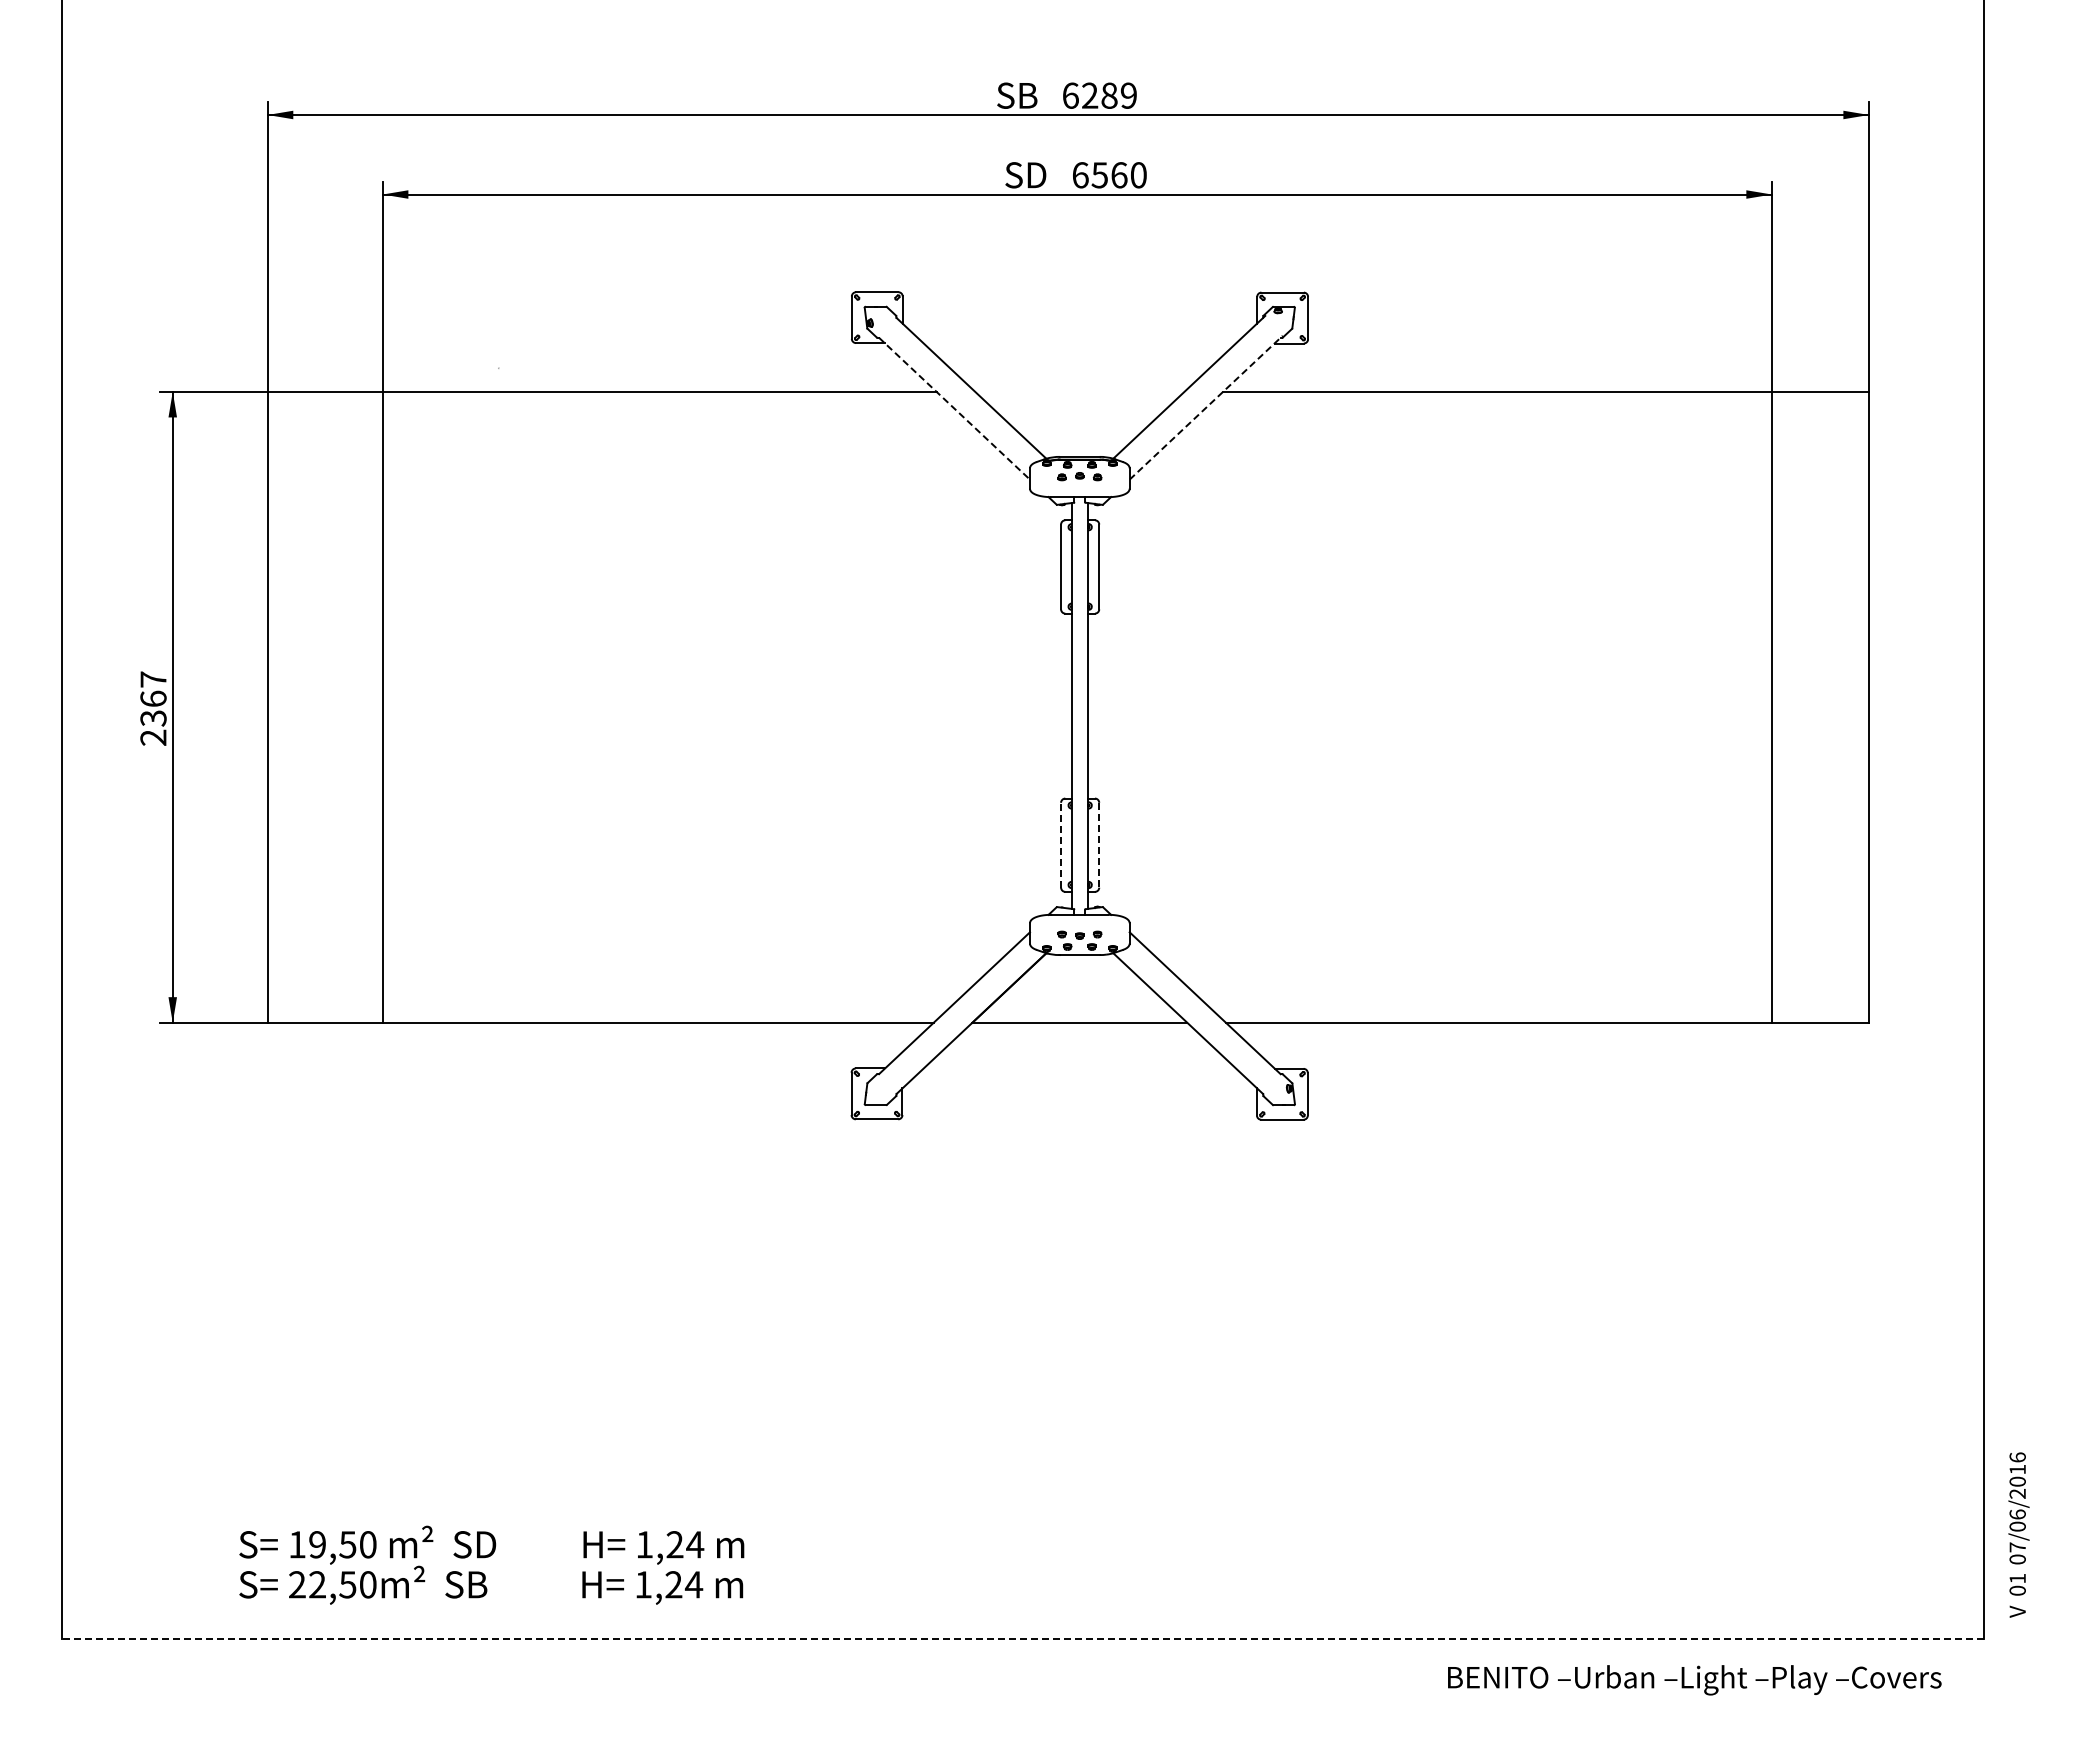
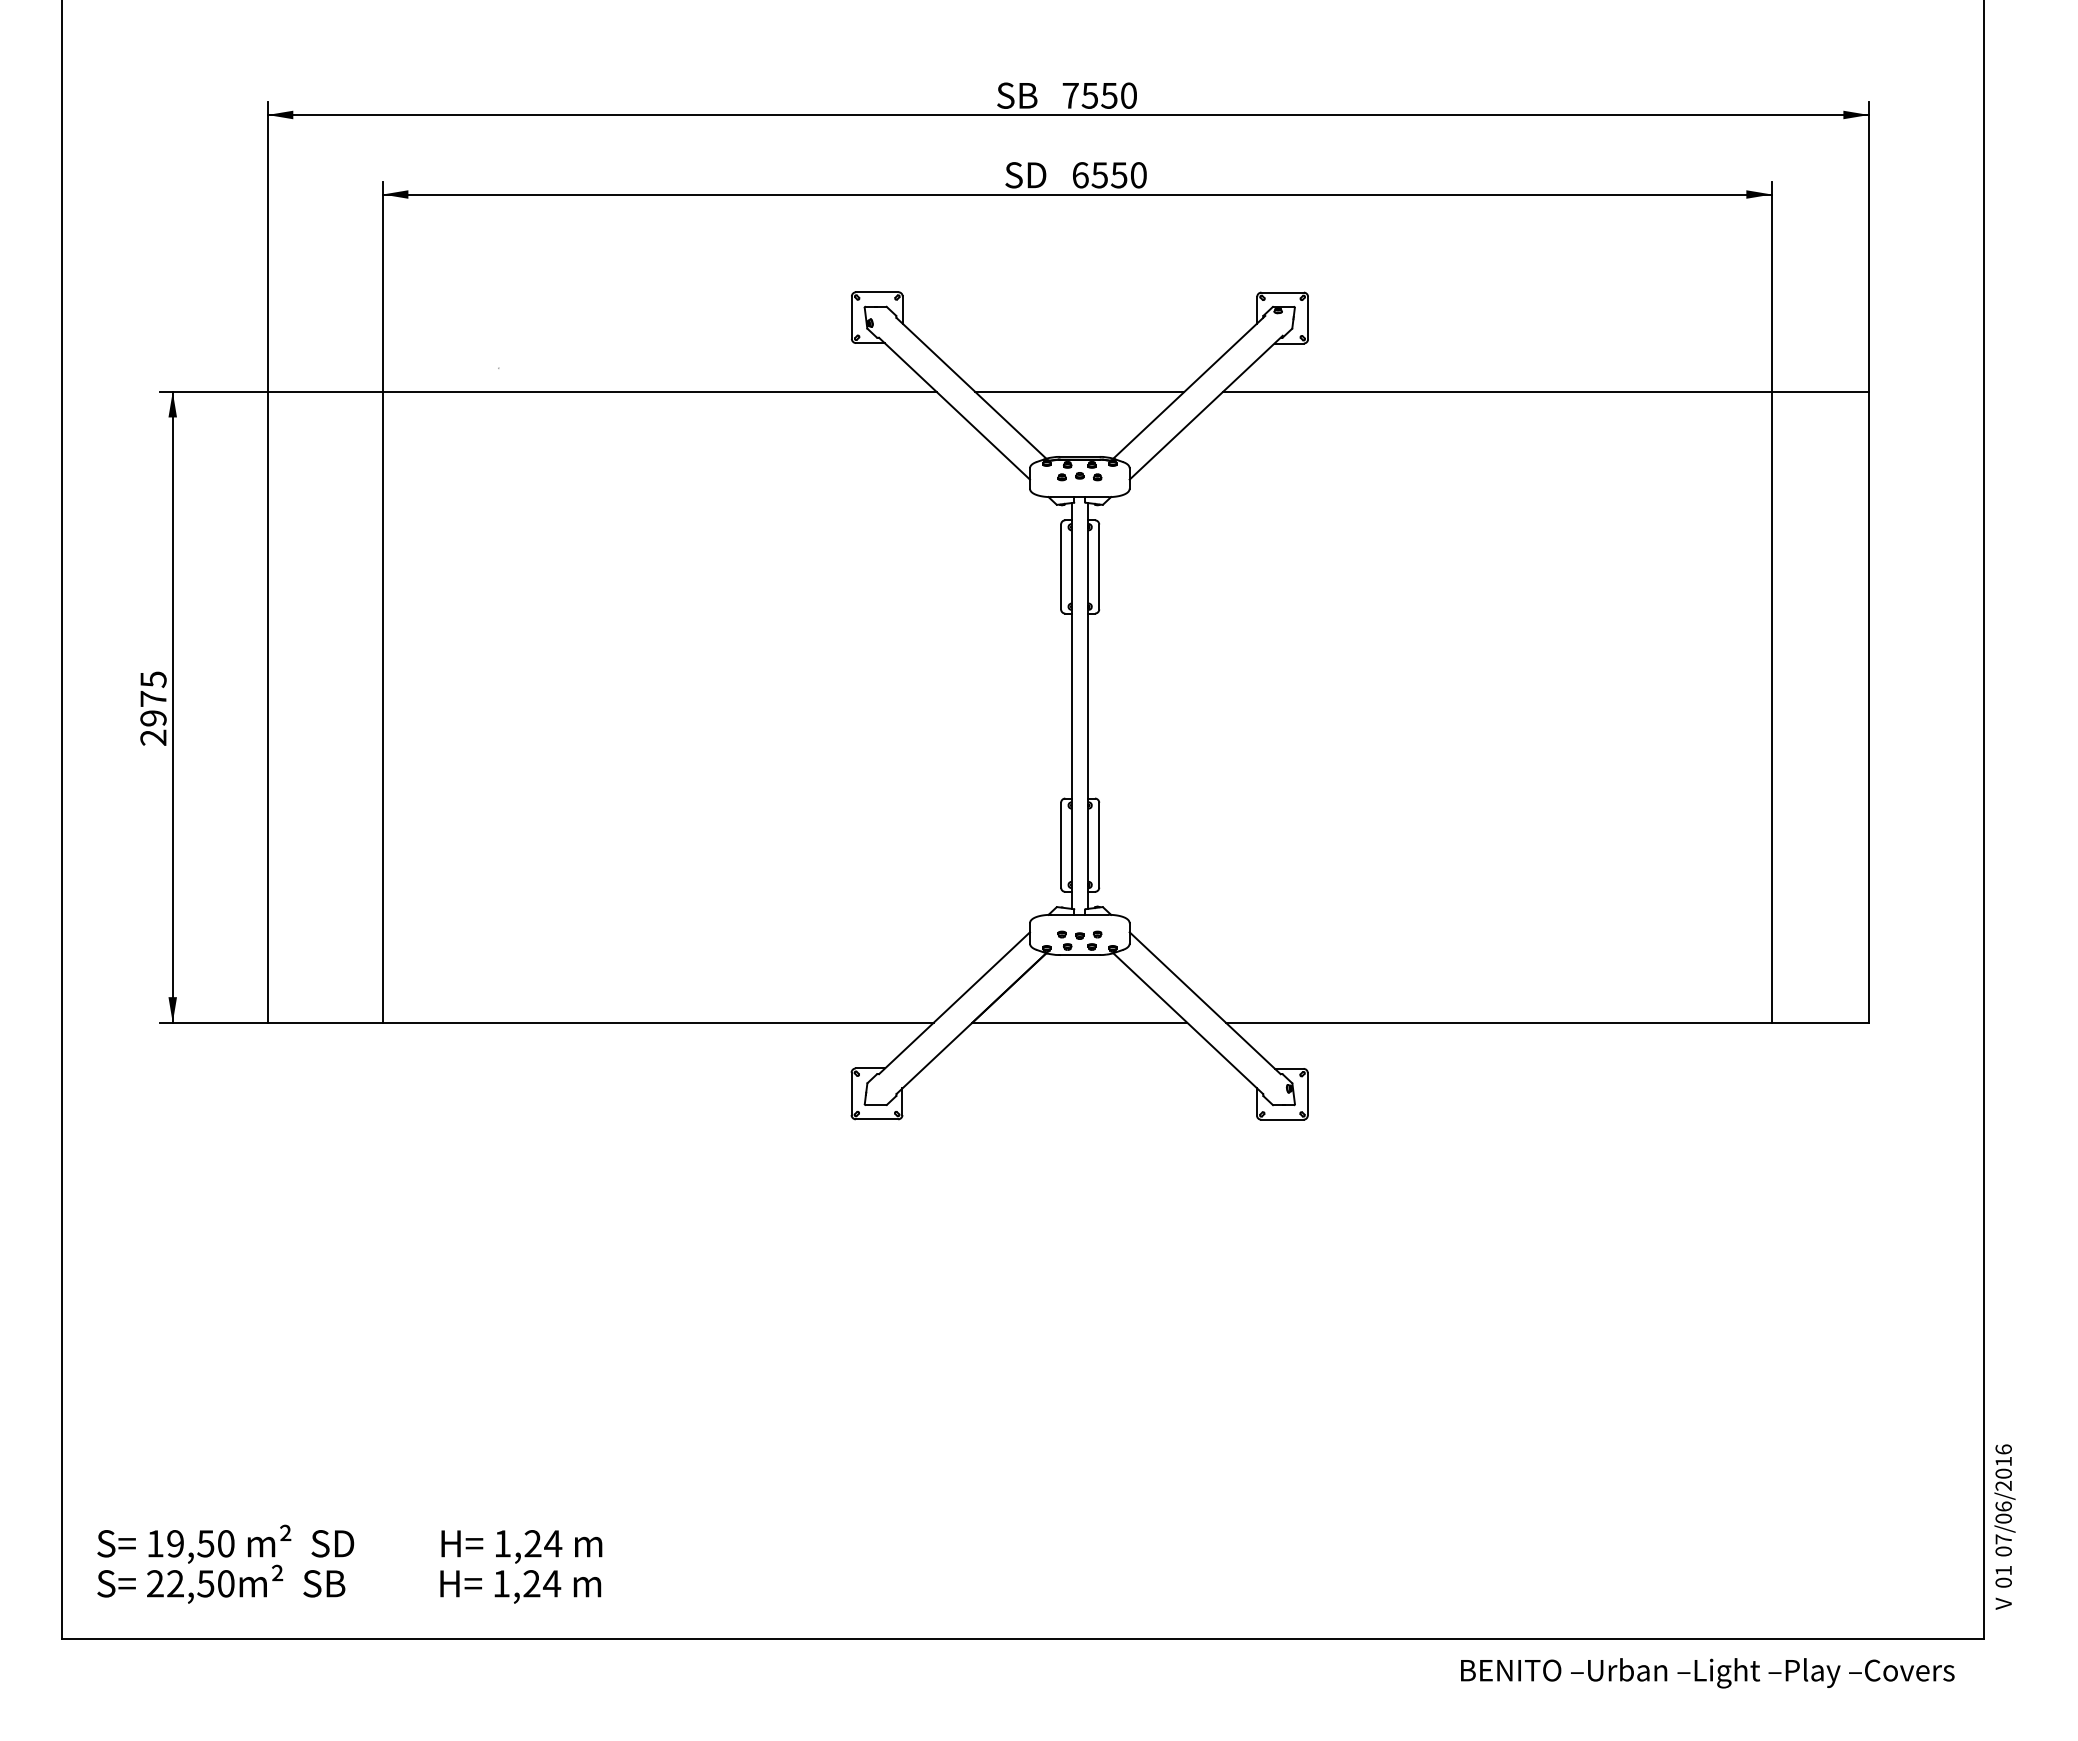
text: 6289 -> 7550 (1099, 95)
text: 6560 -> 6550 (1119, 175)
line: none -> present (1079, 391)
line: dashed -> solid (1206, 407)
line: dashed -> solid (954, 408)
text: 2367 -> 2975 (153, 698)
line: dashed -> solid (1061, 844)
line: dashed -> solid (1099, 845)
text position: (2018, 1534) -> (2004, 1526) (2004, 1526)
text position: (491, 1564) -> (349, 1563) (349, 1563)
line: dashed -> solid (1023, 1639)
text position: (1694, 1680) -> (1707, 1673) (1707, 1673)
